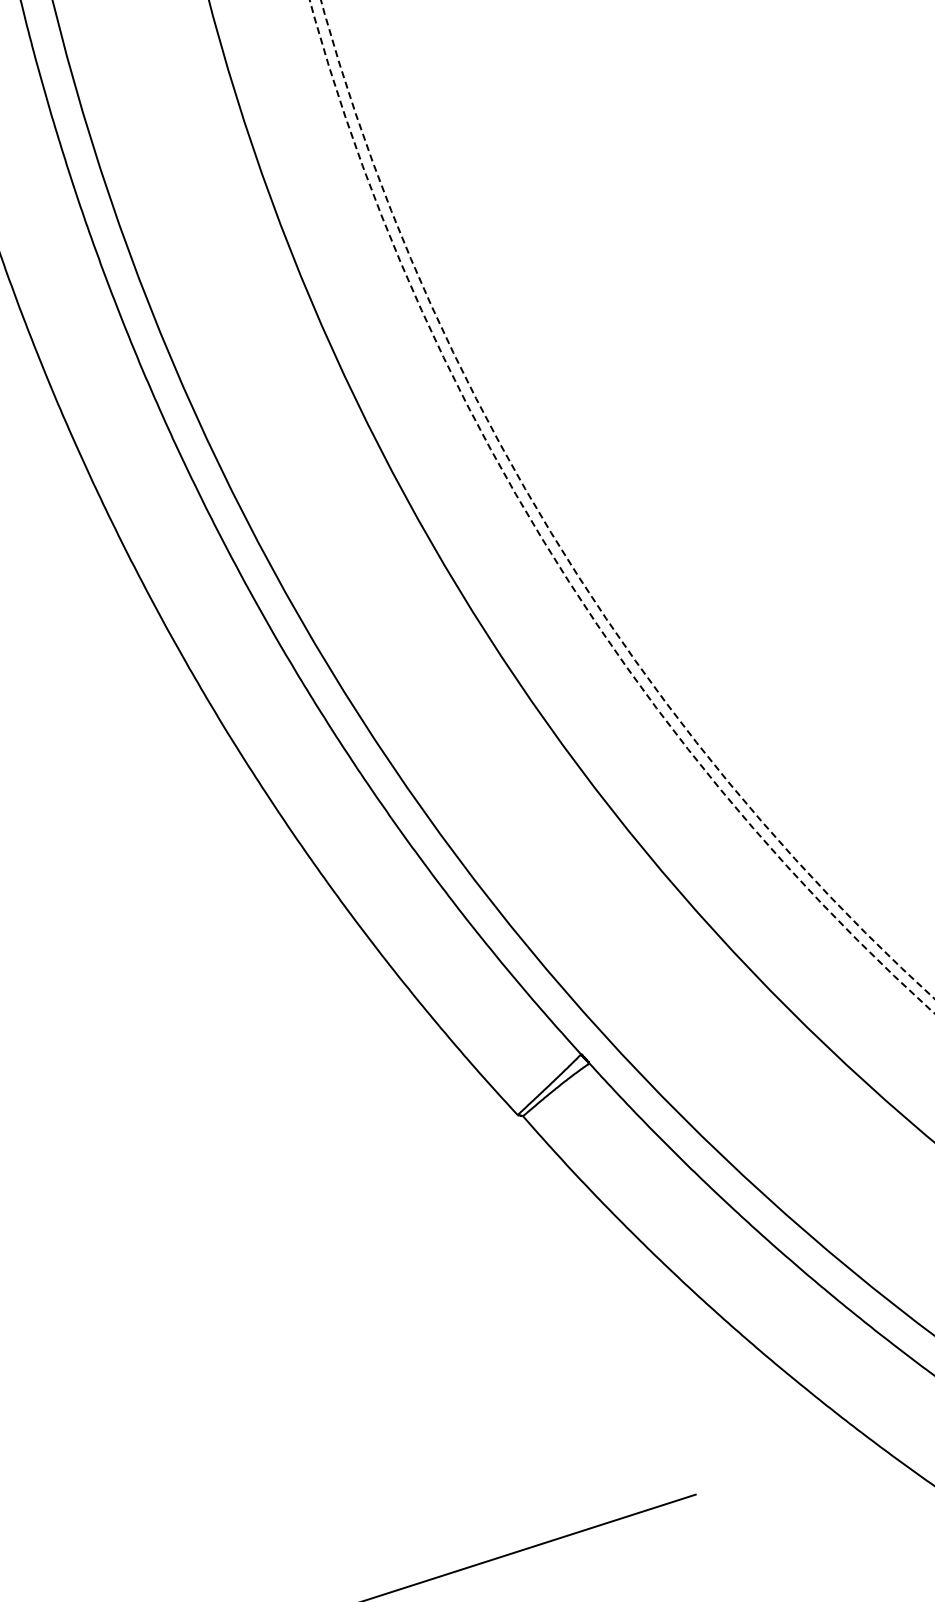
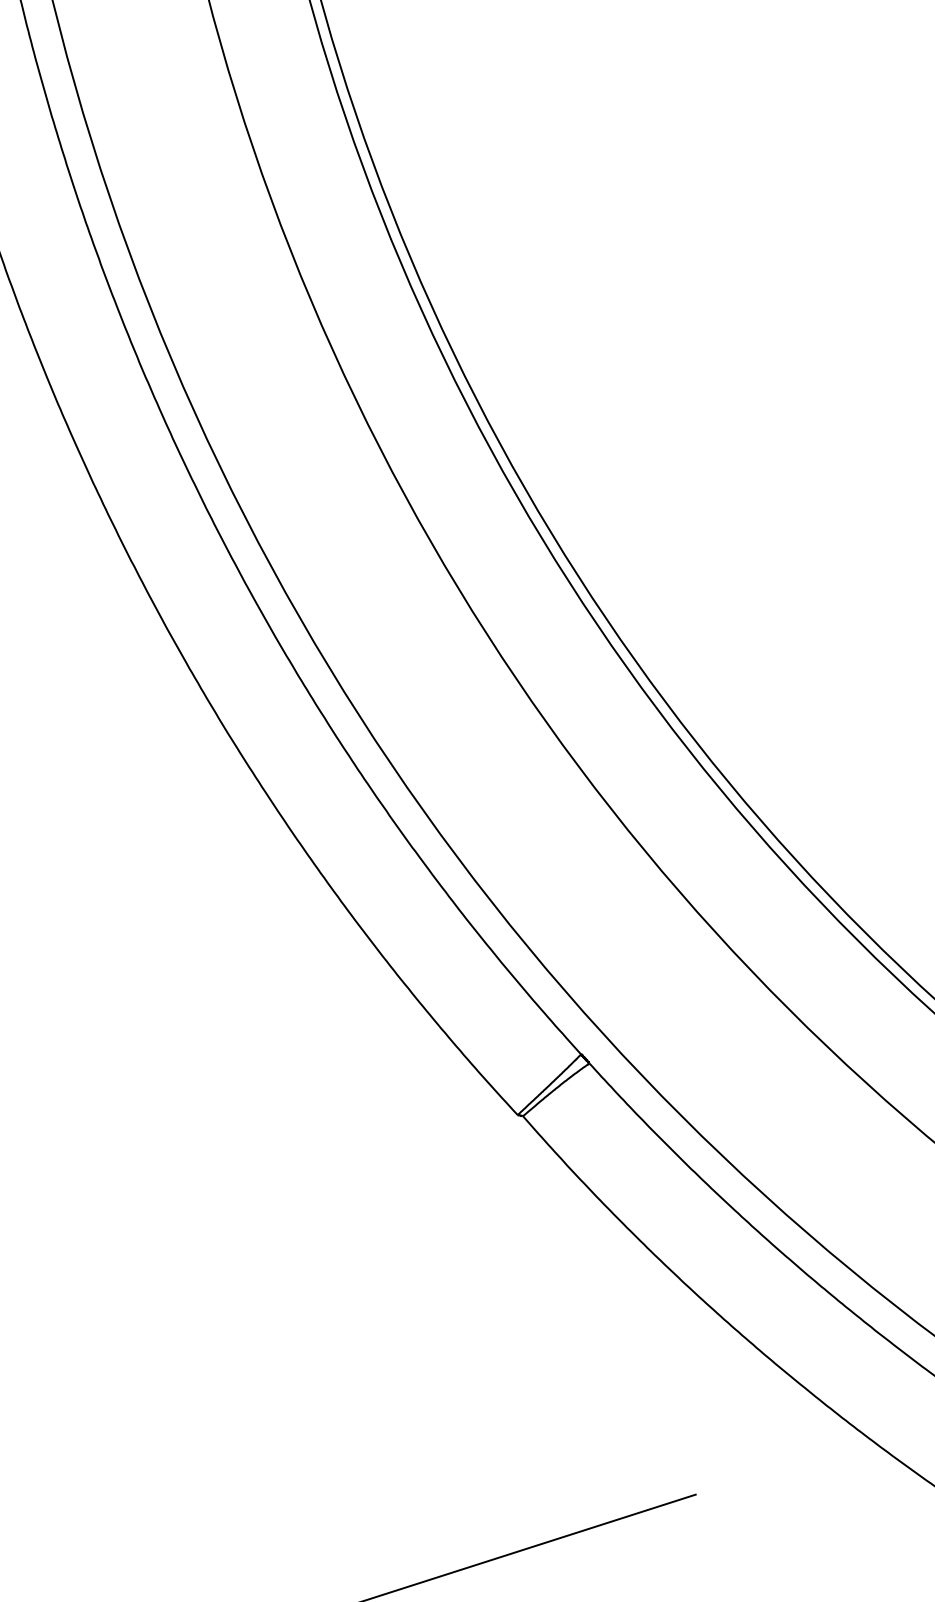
circle: dashed -> solid (627, 499)
arc: dashed -> solid (551, 553)
